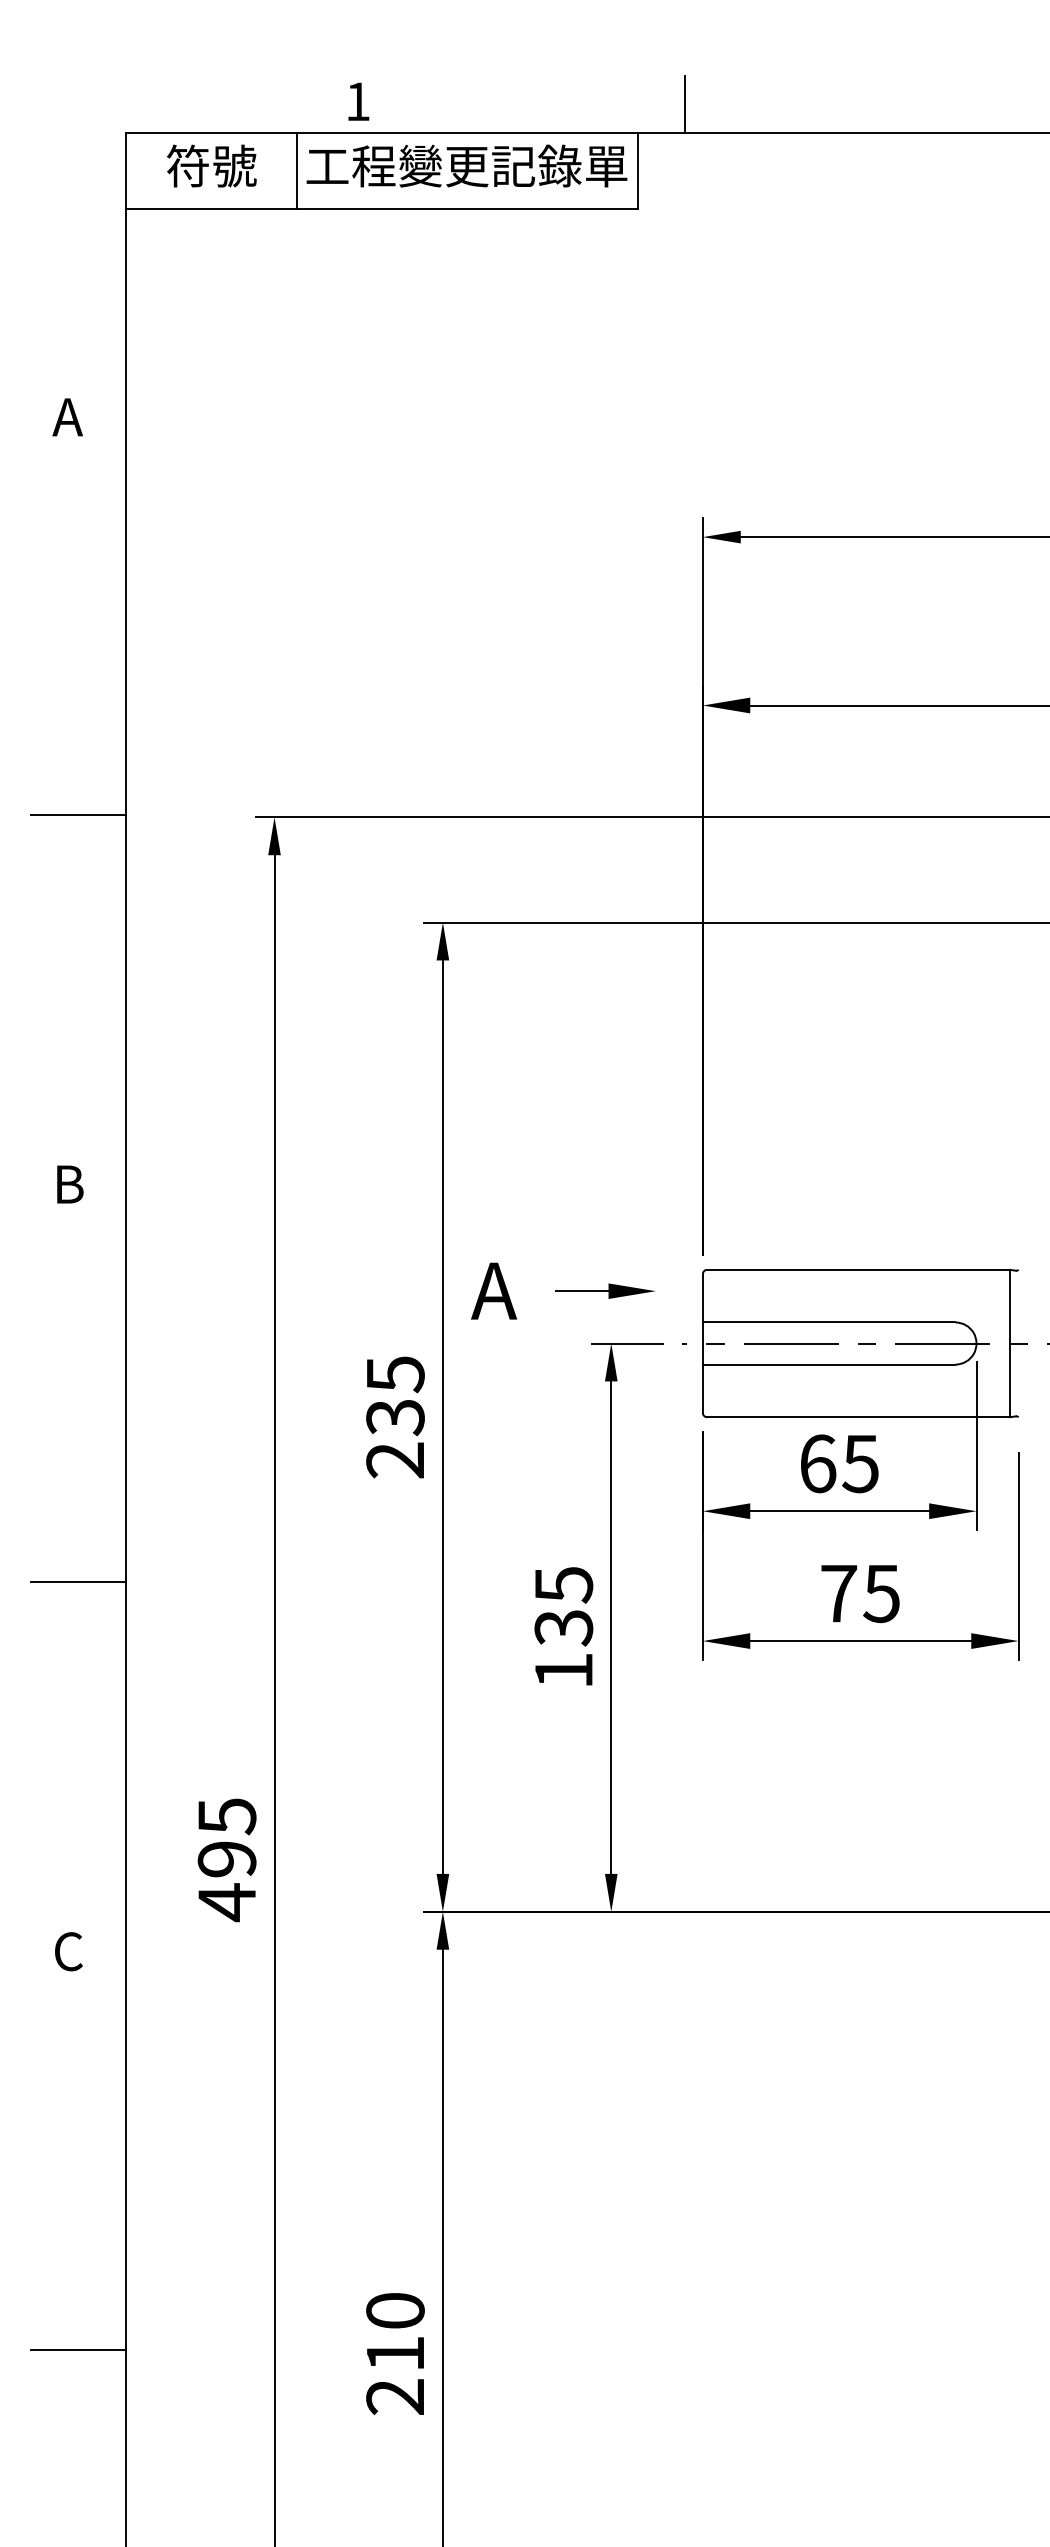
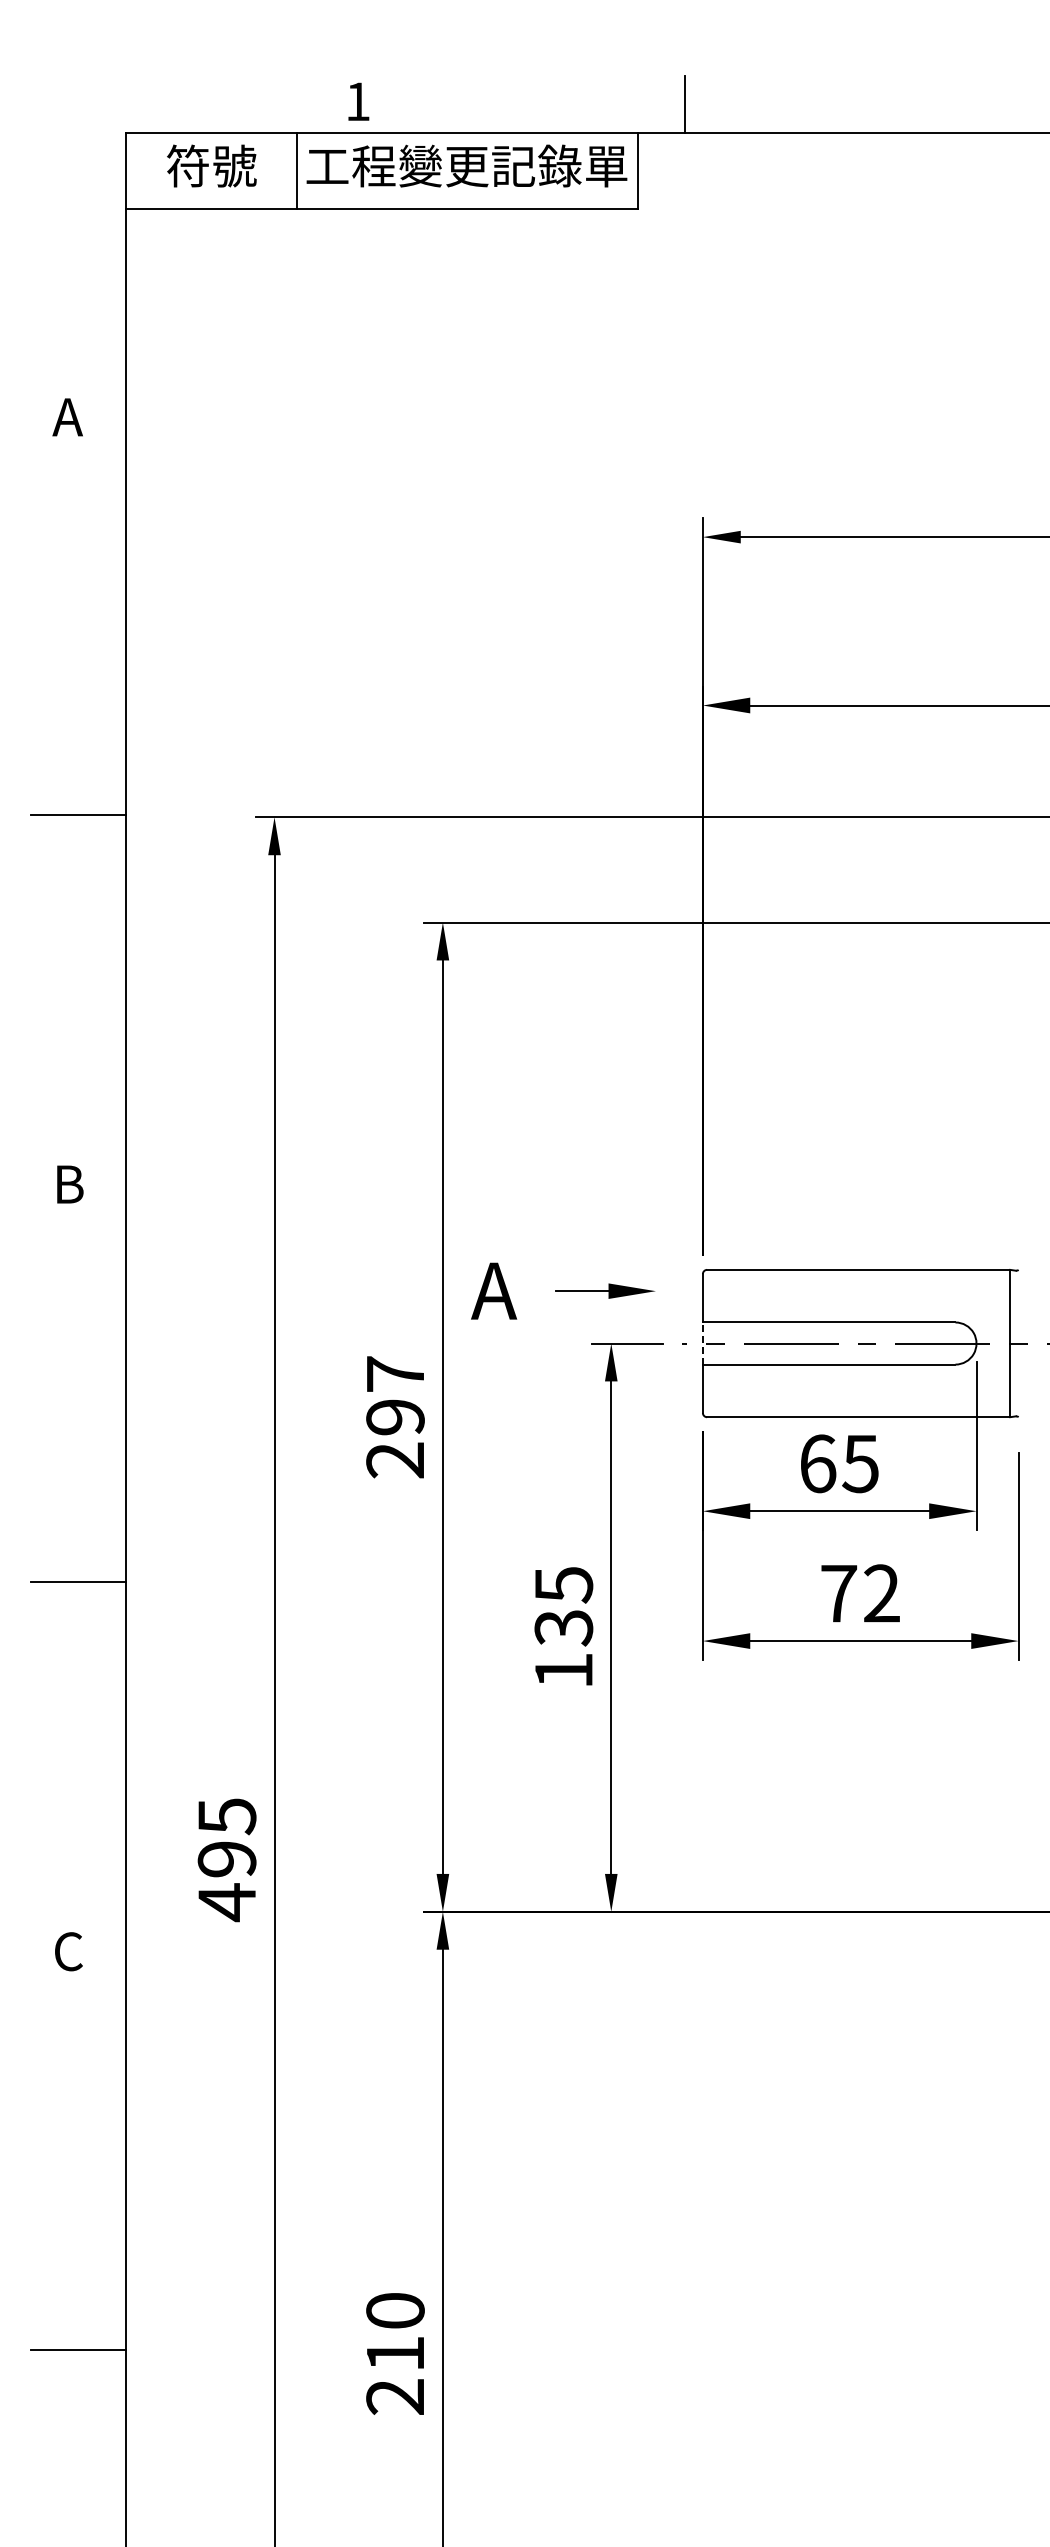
line: solid -> dashed (702, 1343)
text: 235 -> 297 (395, 1396)
text: 75 -> 72 (881, 1593)
